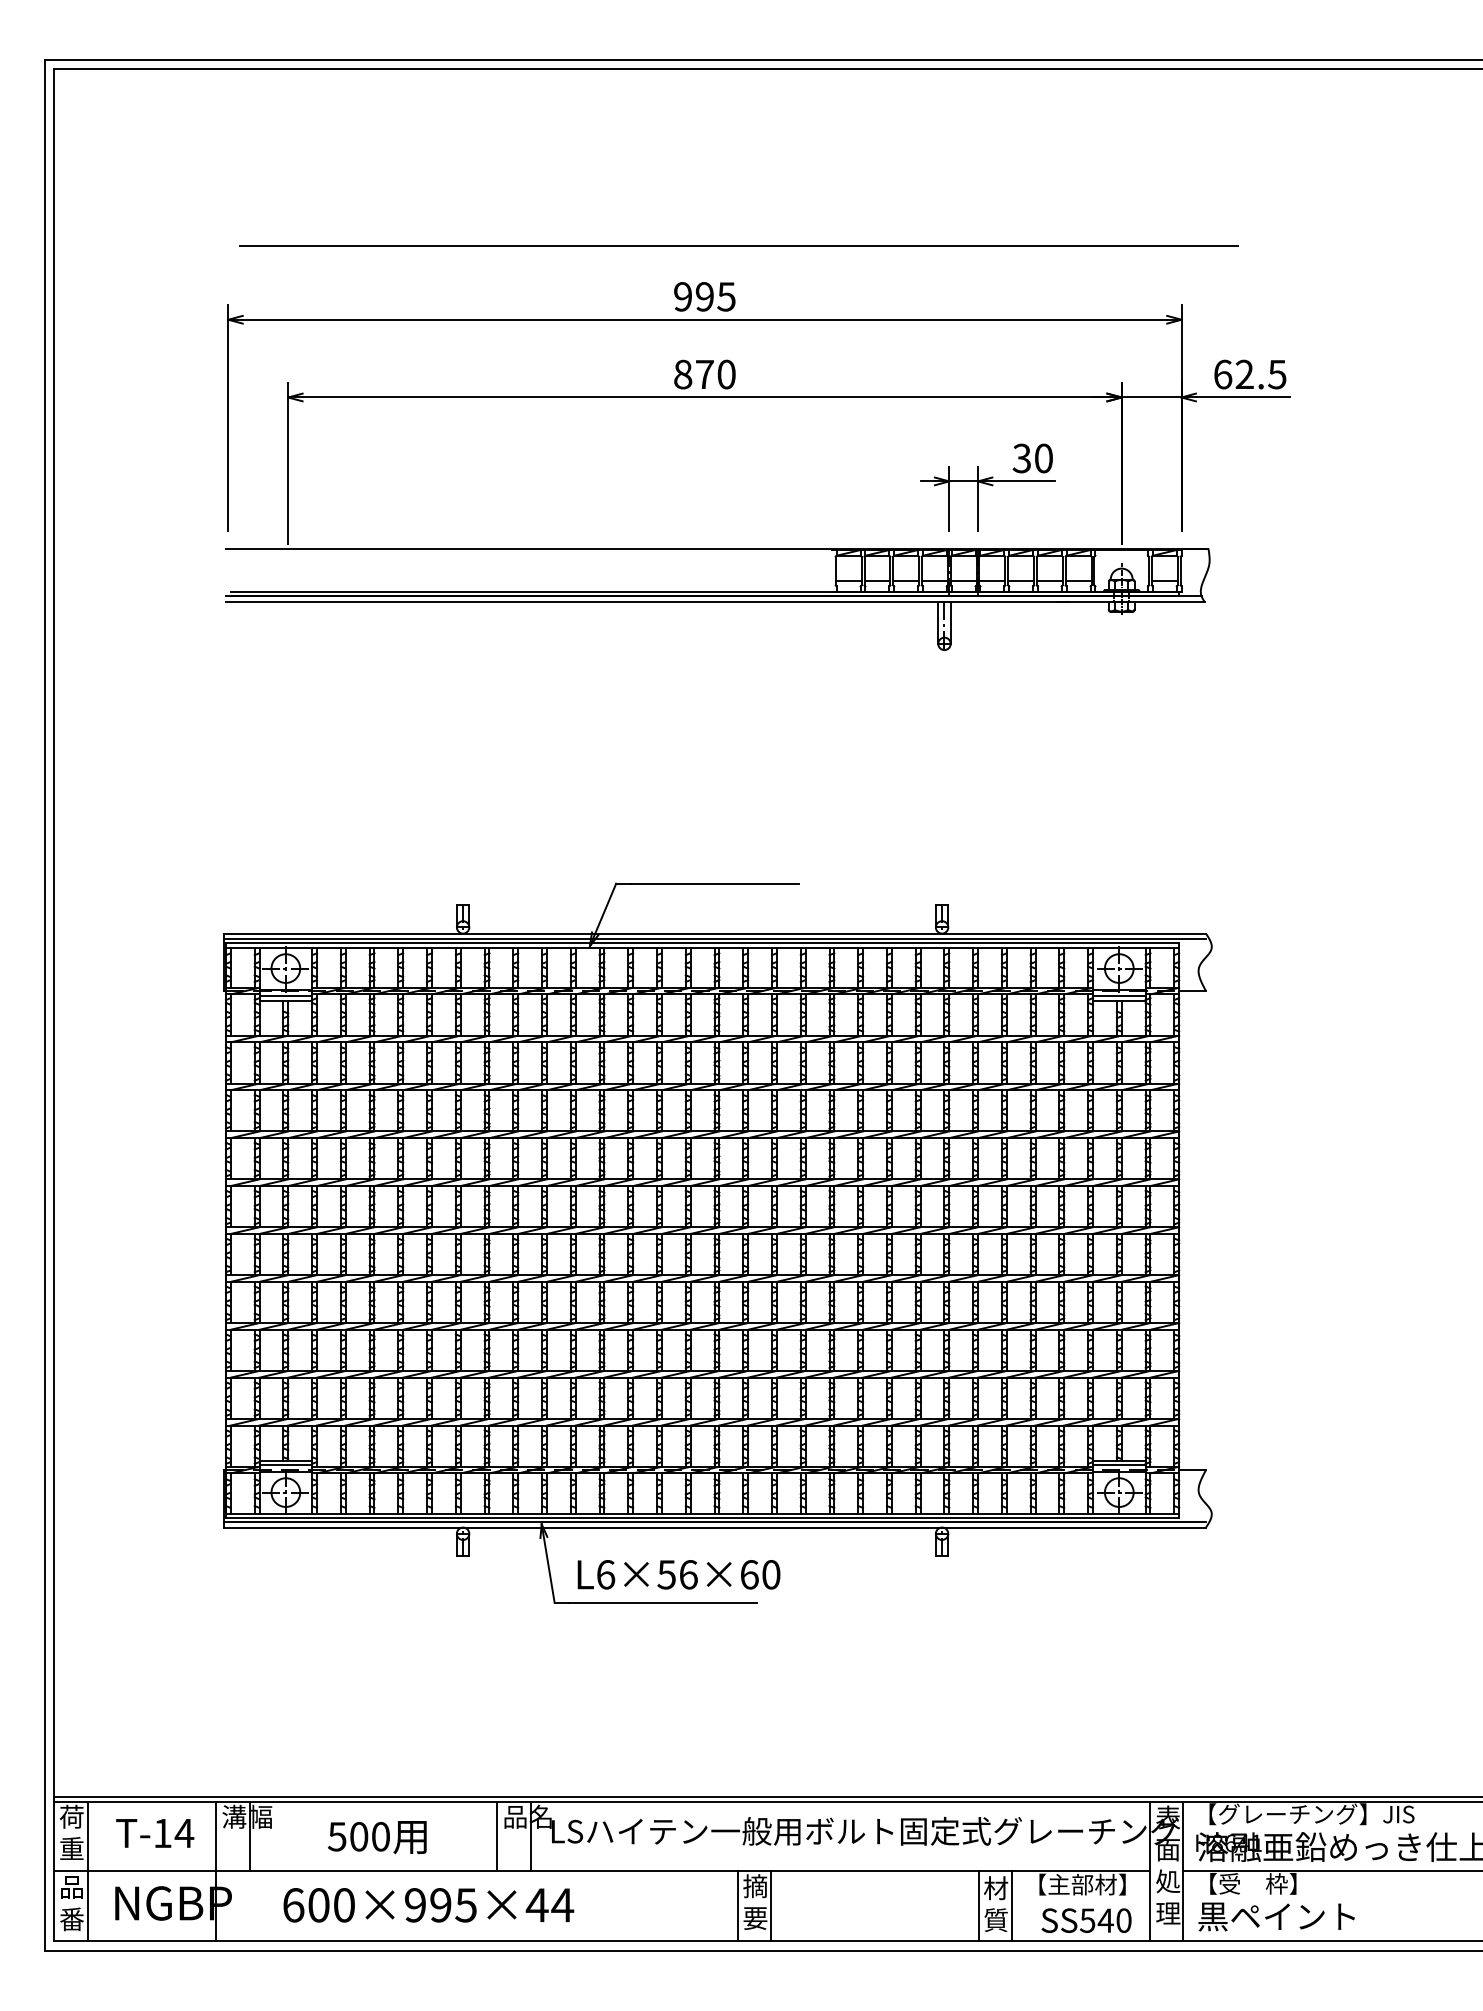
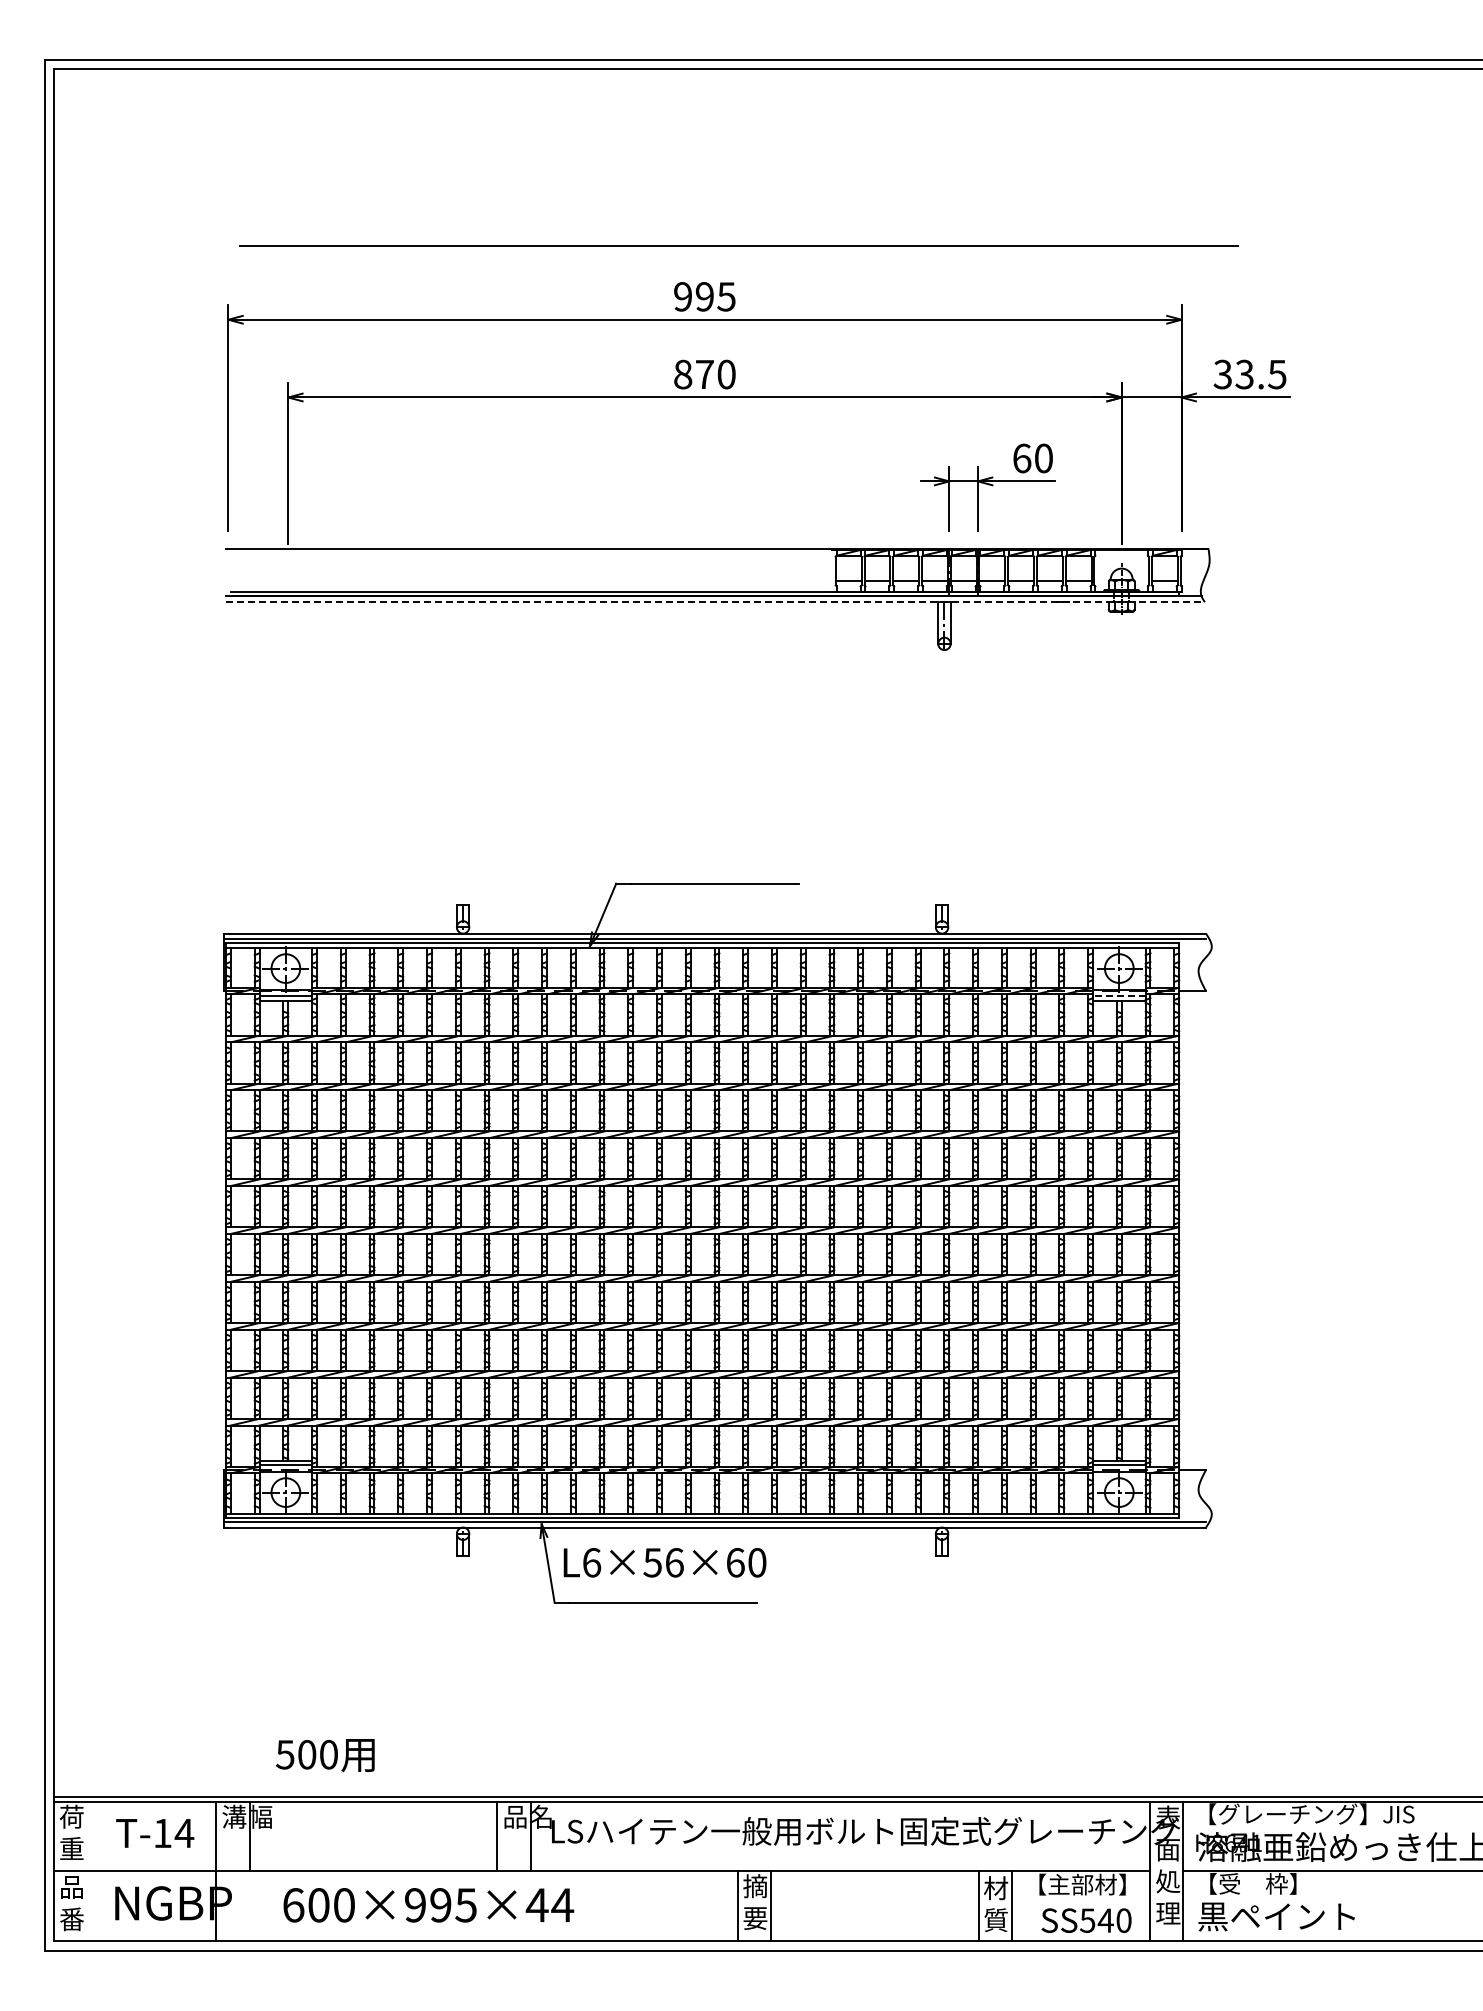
text: 62.5 -> 33.5 (1233, 374)
text: 30 -> 60 (1021, 458)
line: solid -> dashed (715, 602)
line: solid -> dashed (1118, 996)
text position: (678, 1574) -> (664, 1562) (664, 1562)
text position: (377, 1837) -> (325, 1755) (325, 1755)
line: present -> none (87, 1871)
